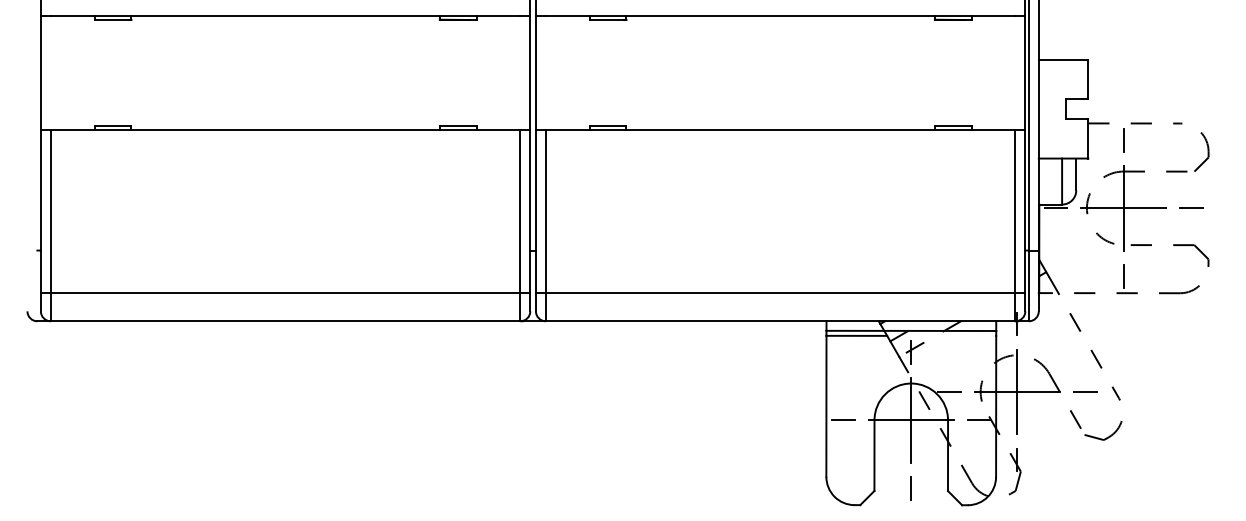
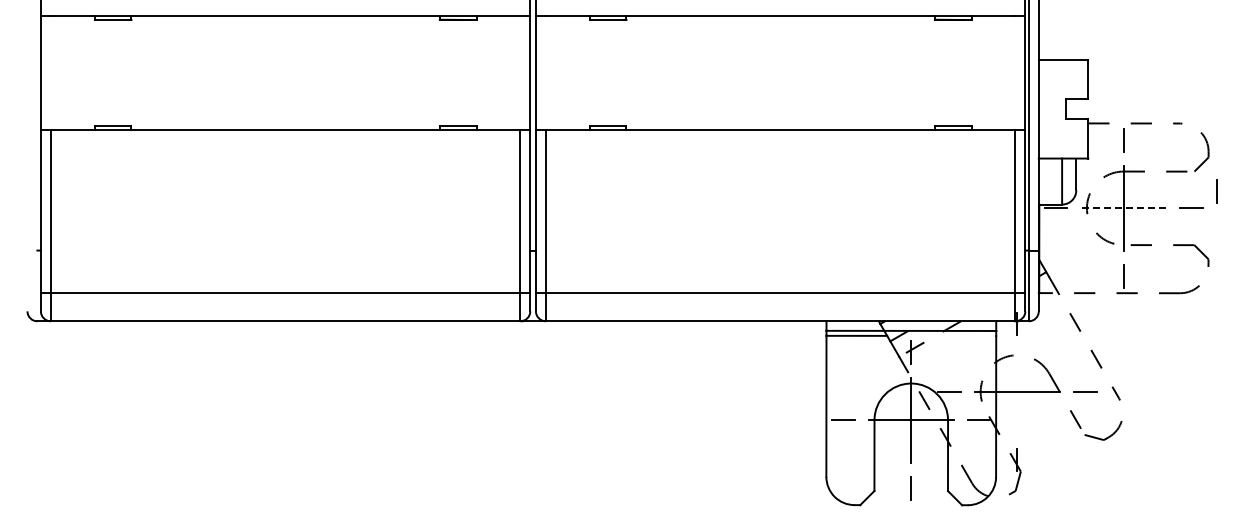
line: none -> present (1216, 191)
line: solid -> dashed (1123, 208)
line: present -> none (1017, 391)
